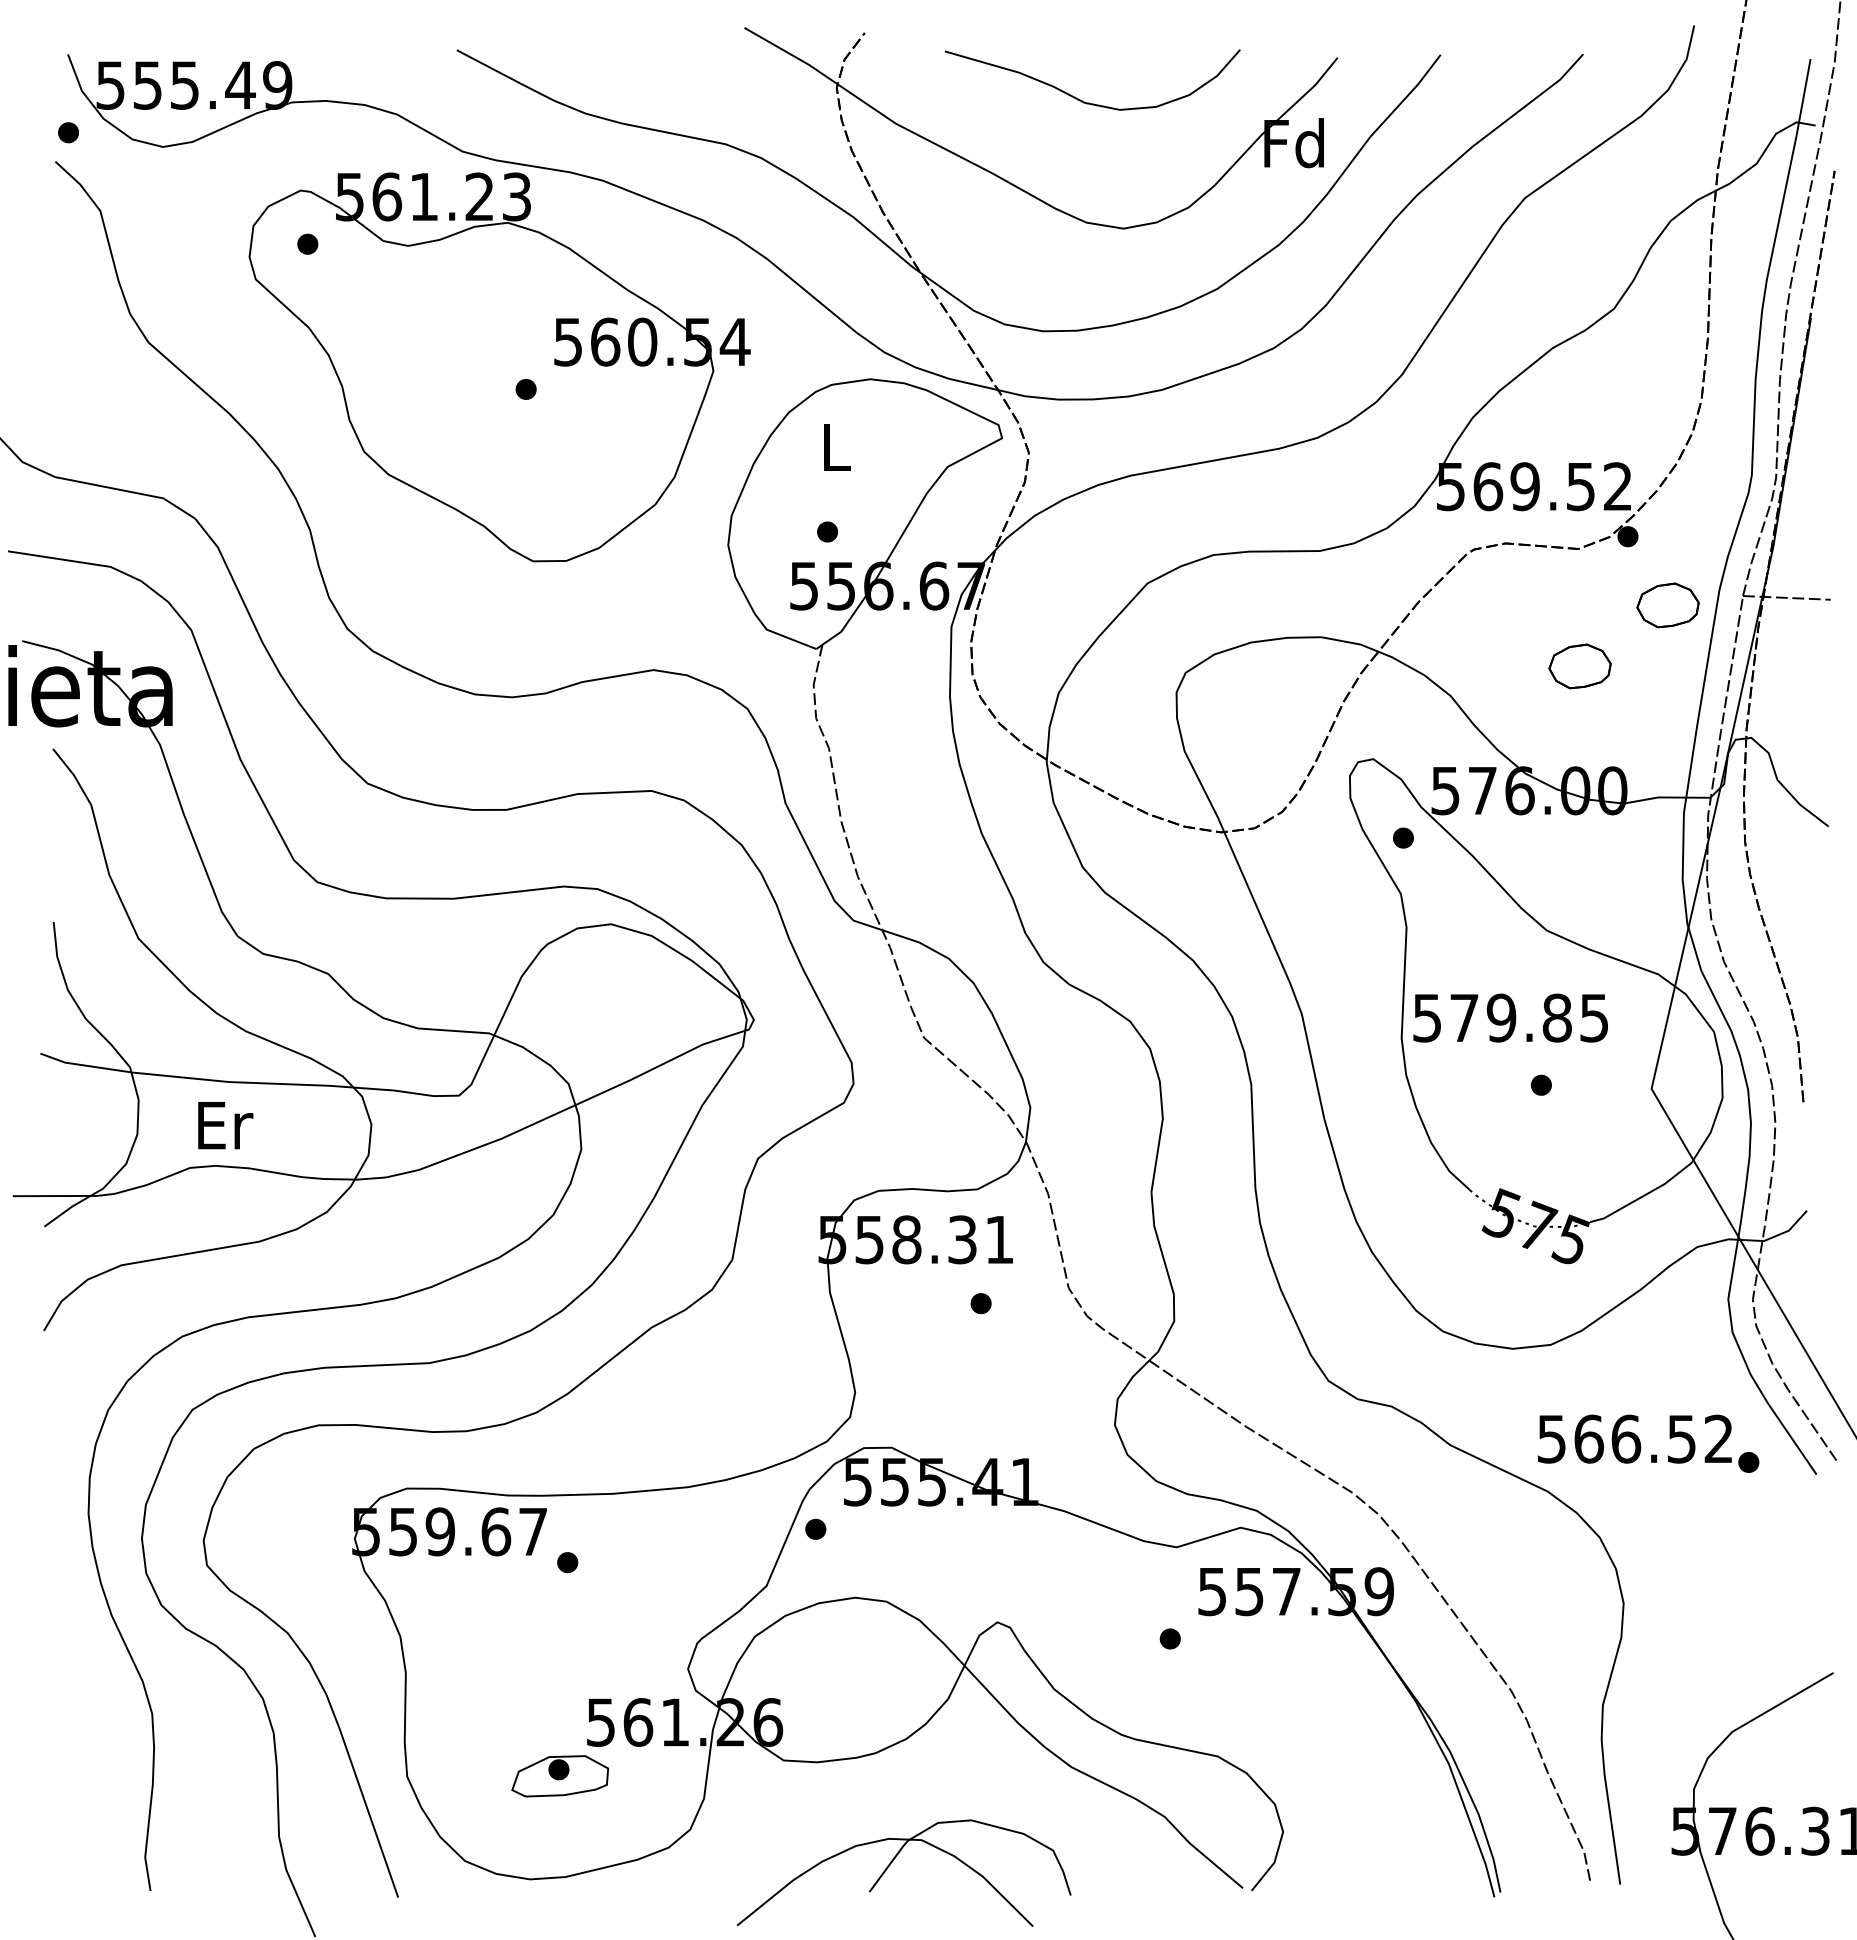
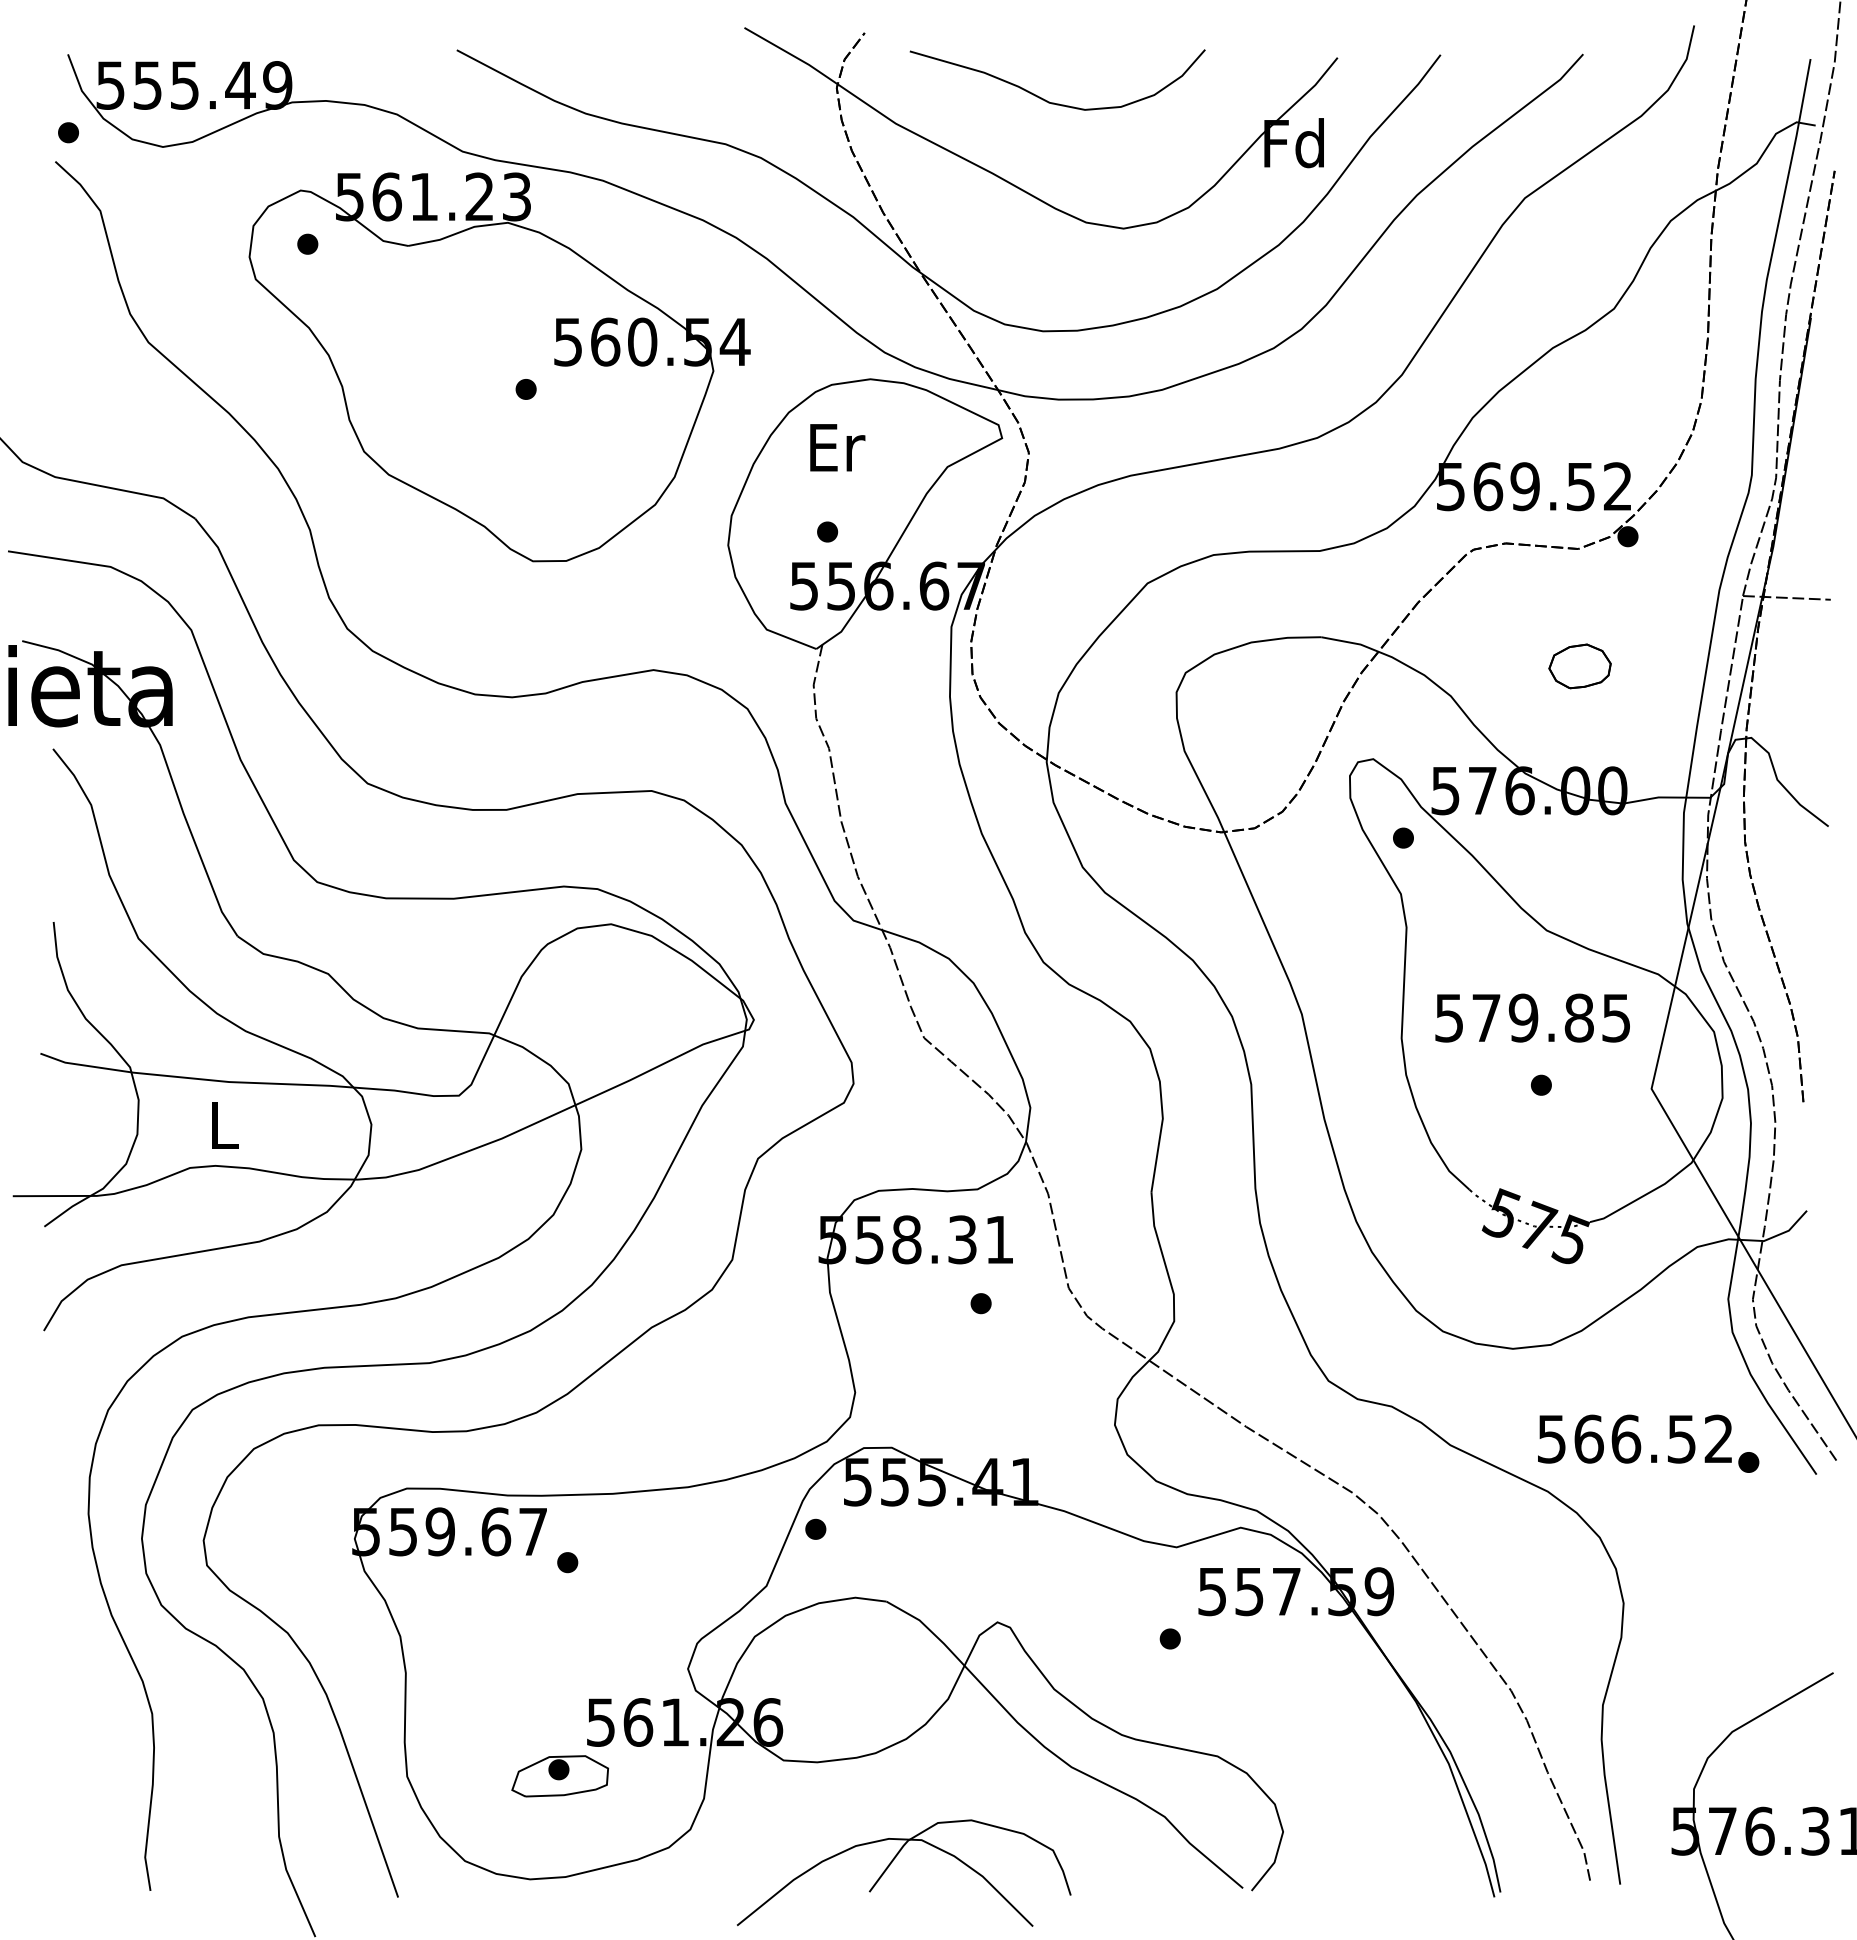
curve position: (1089, 102) -> (1054, 102) (1054, 102)
text: L -> Er (837, 447)
part: present -> none (1667, 605)
text position: (1510, 1017) -> (1532, 1017) (1532, 1017)
text: Er -> L (225, 1125)
